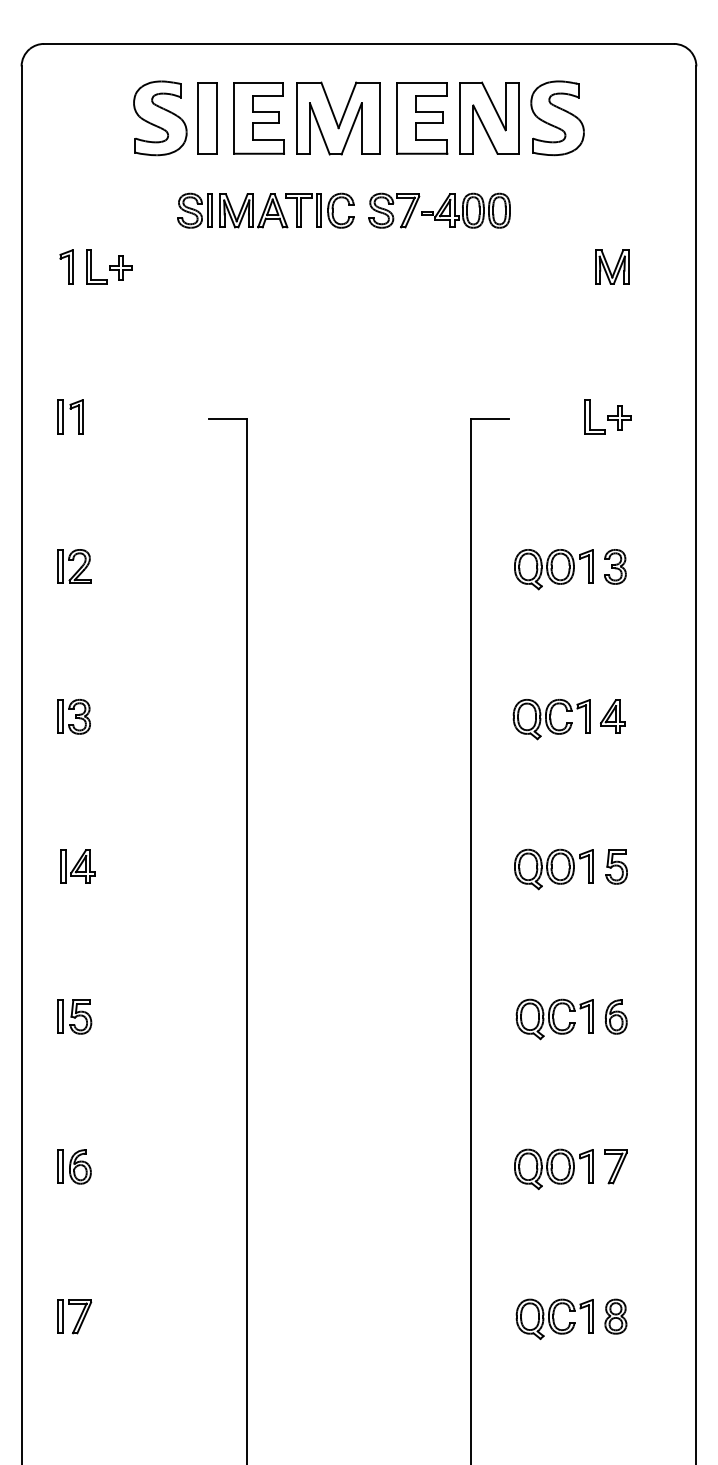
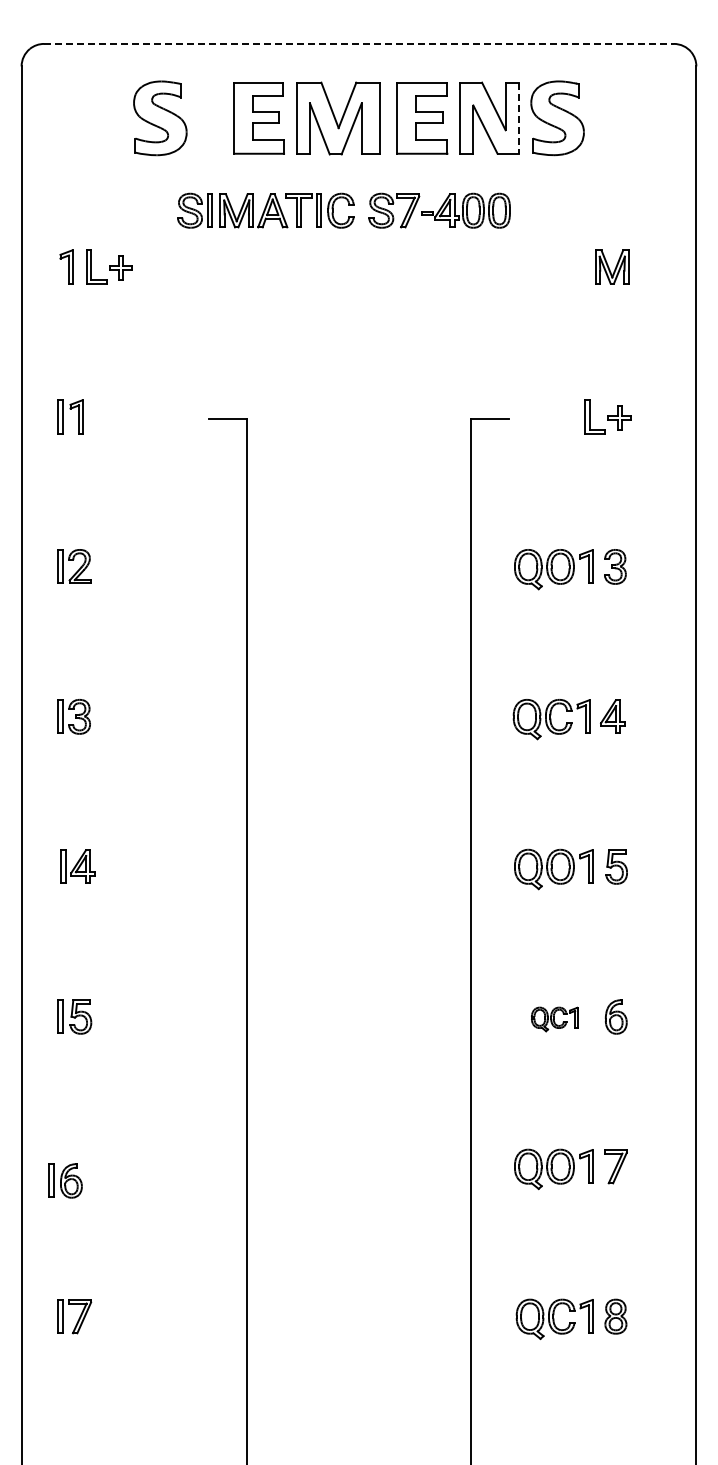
line: solid -> dashed (359, 43)
part: present -> none (207, 118)
line: solid -> dashed (519, 118)
part size: 79x43 px -> 48x27 px (554, 1019)
part position: (74, 1166) -> (65, 1180) (65, 1180)
